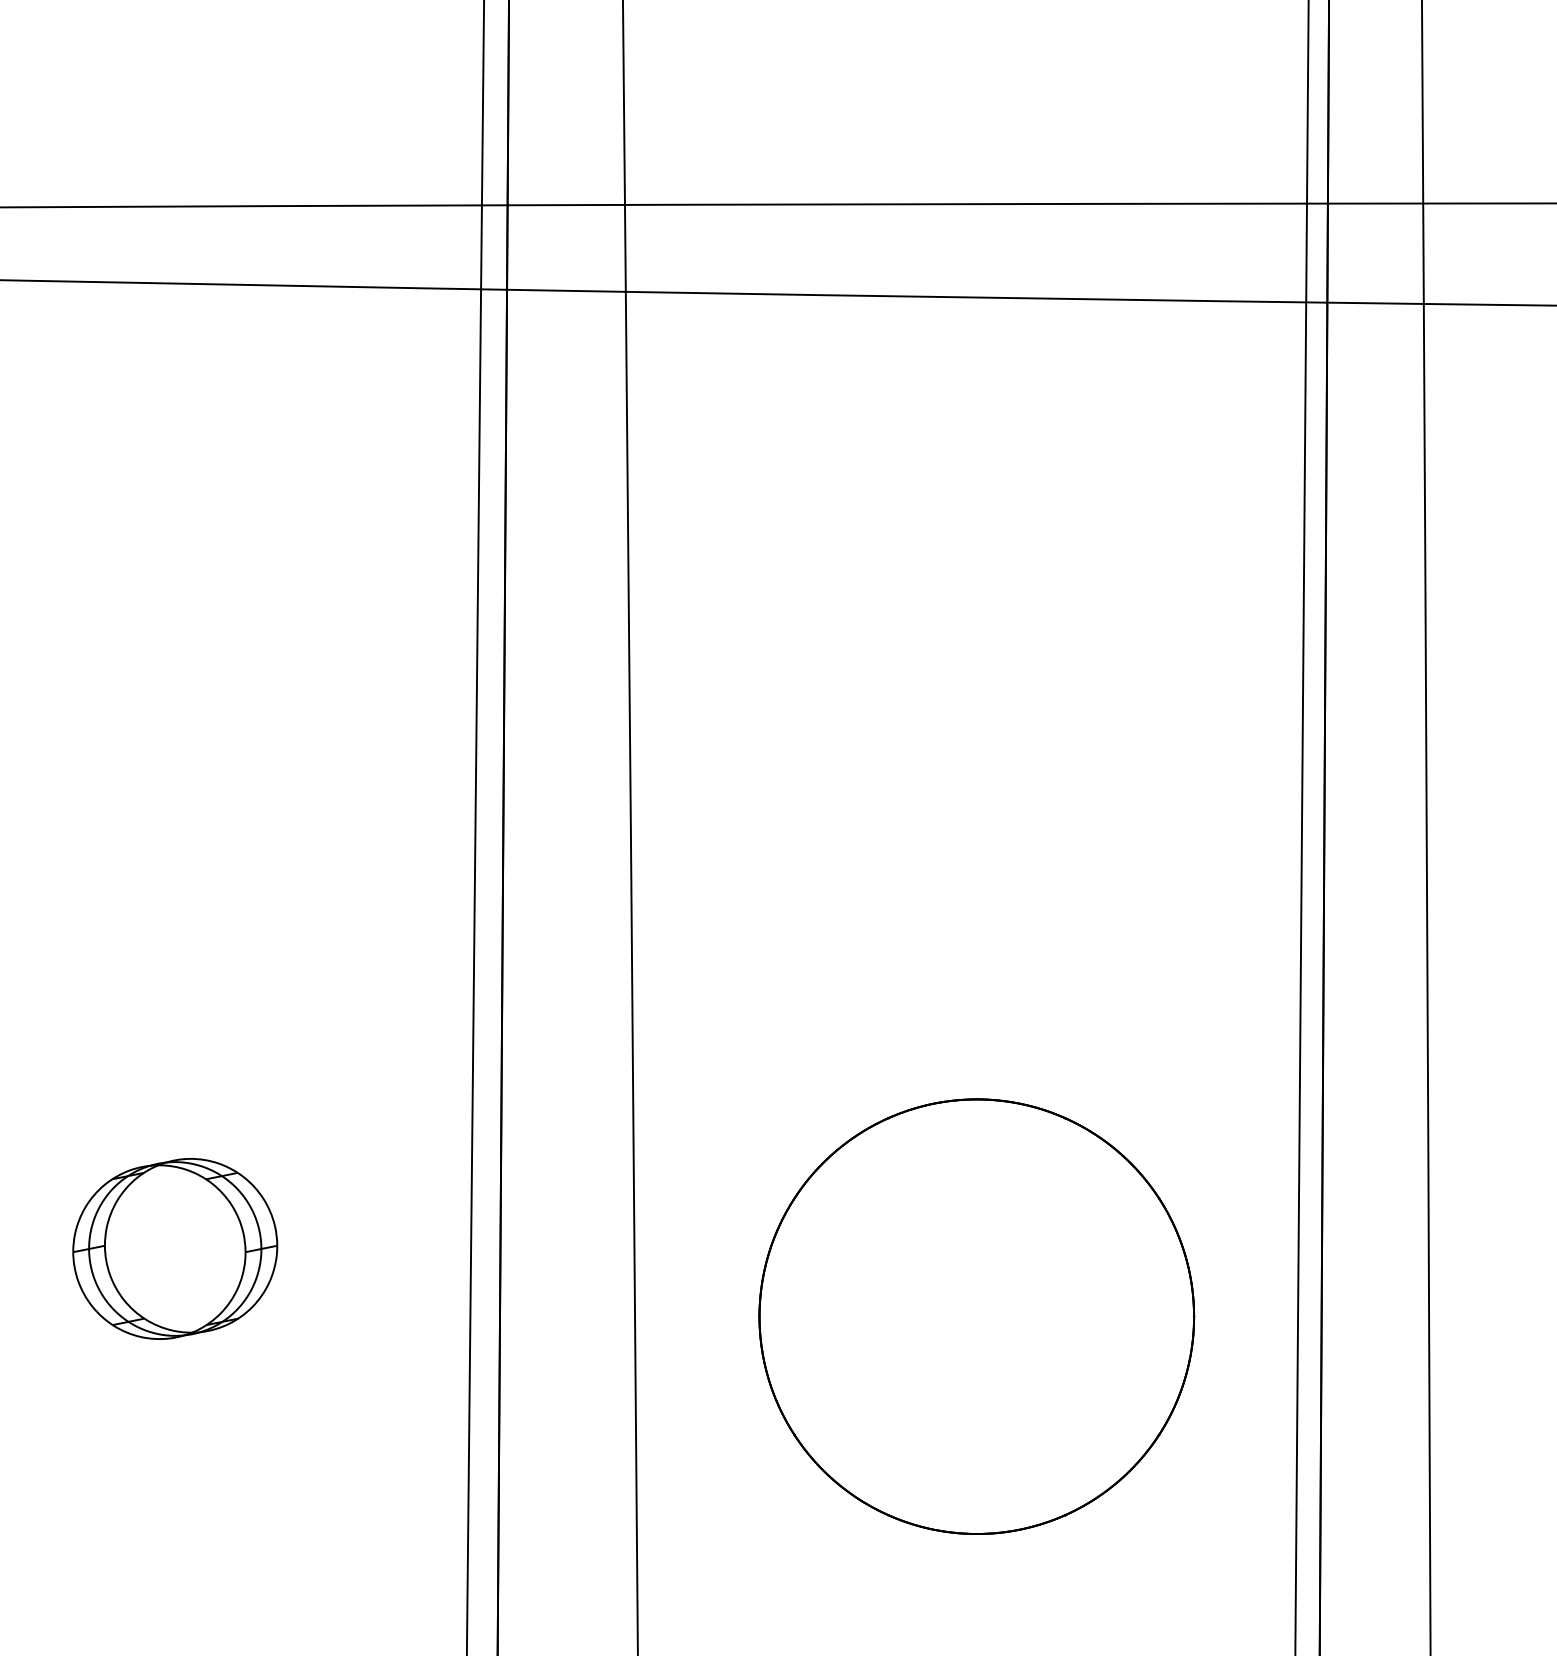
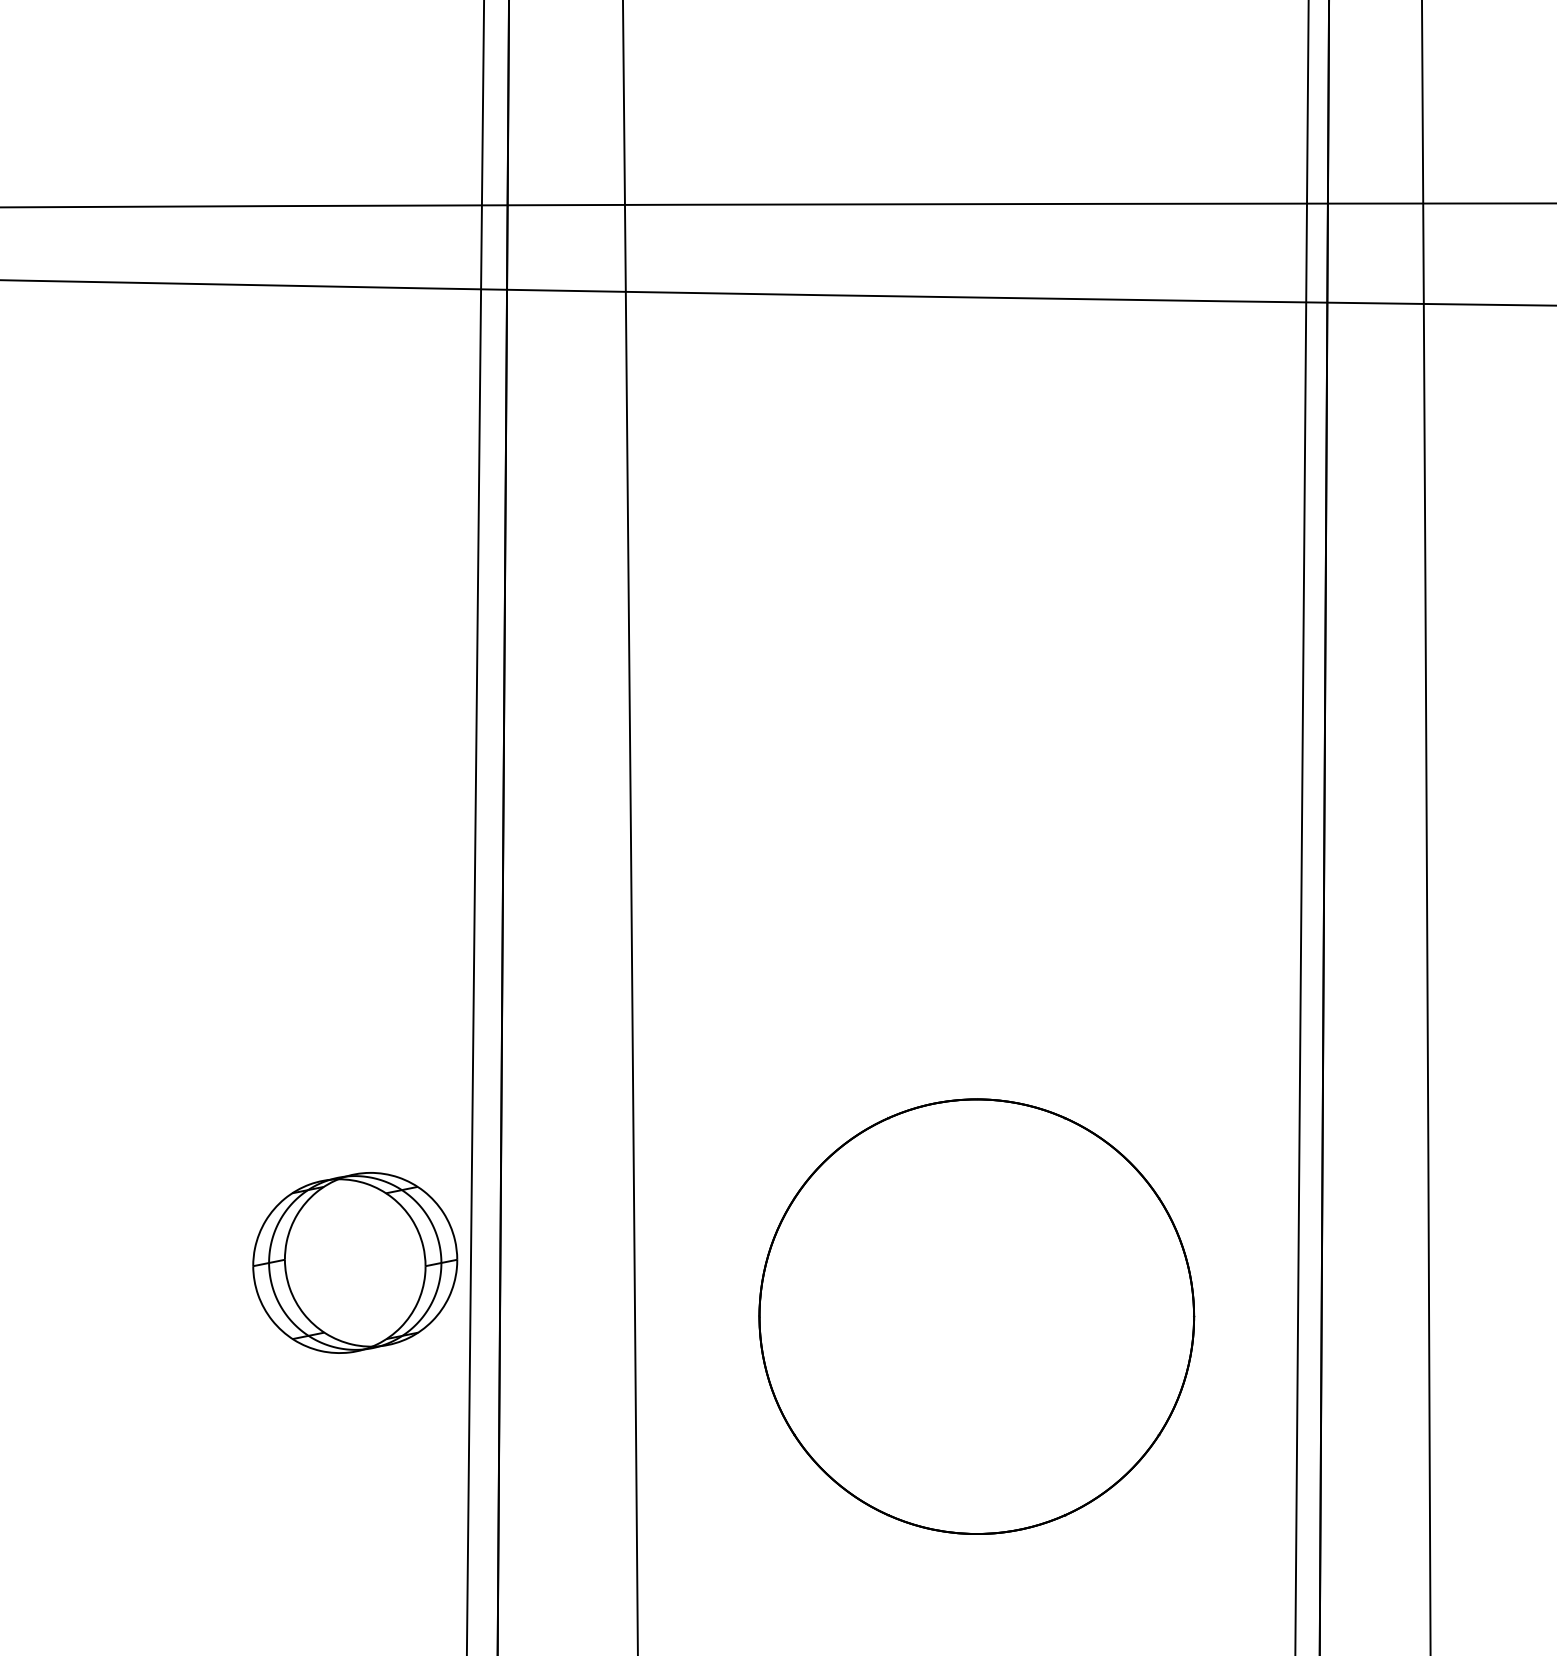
part position: (175, 1248) -> (355, 1262) (355, 1262)
